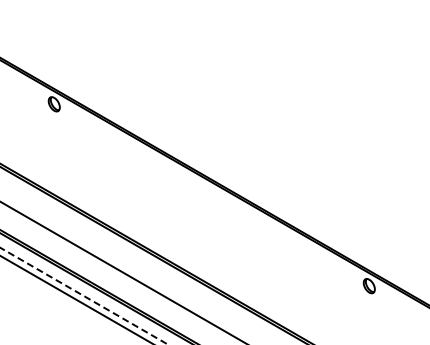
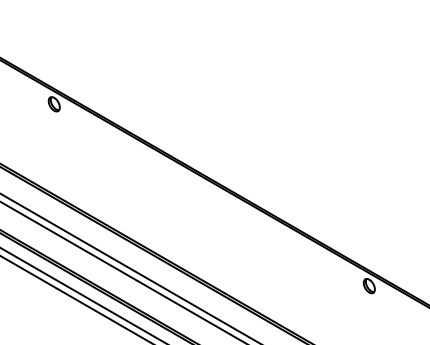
line: none -> present (129, 267)
line: dashed -> solid (84, 296)
